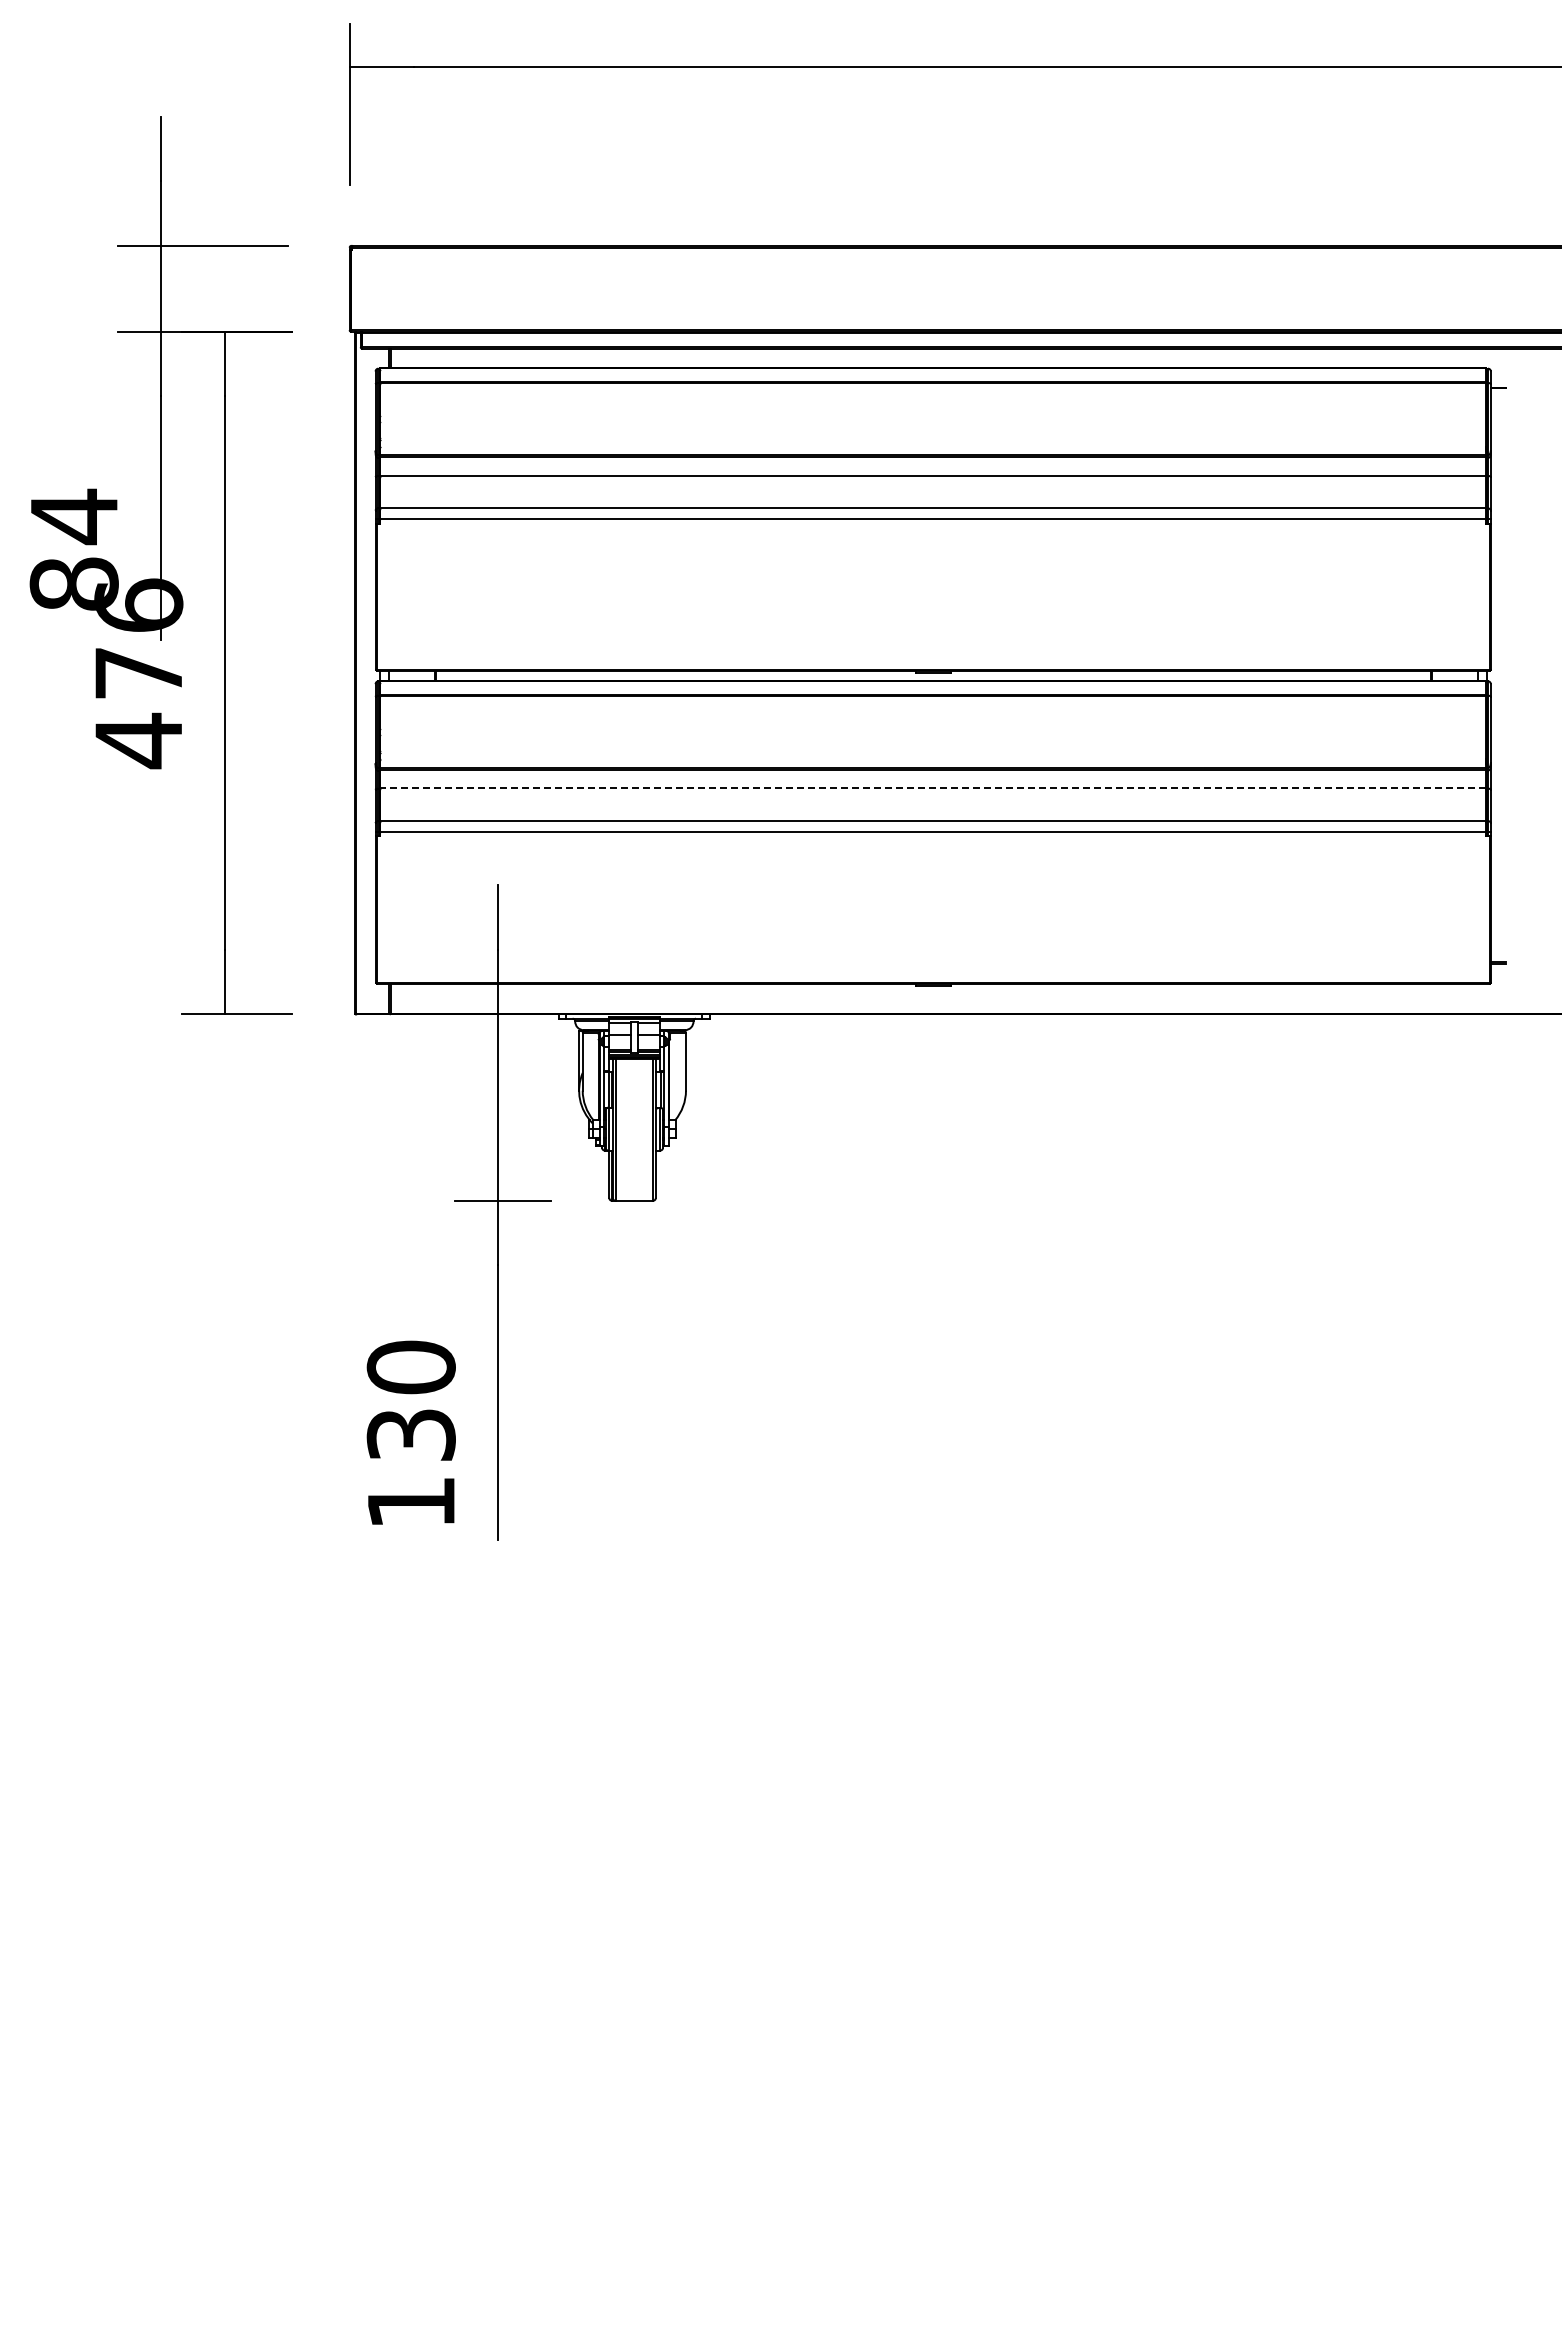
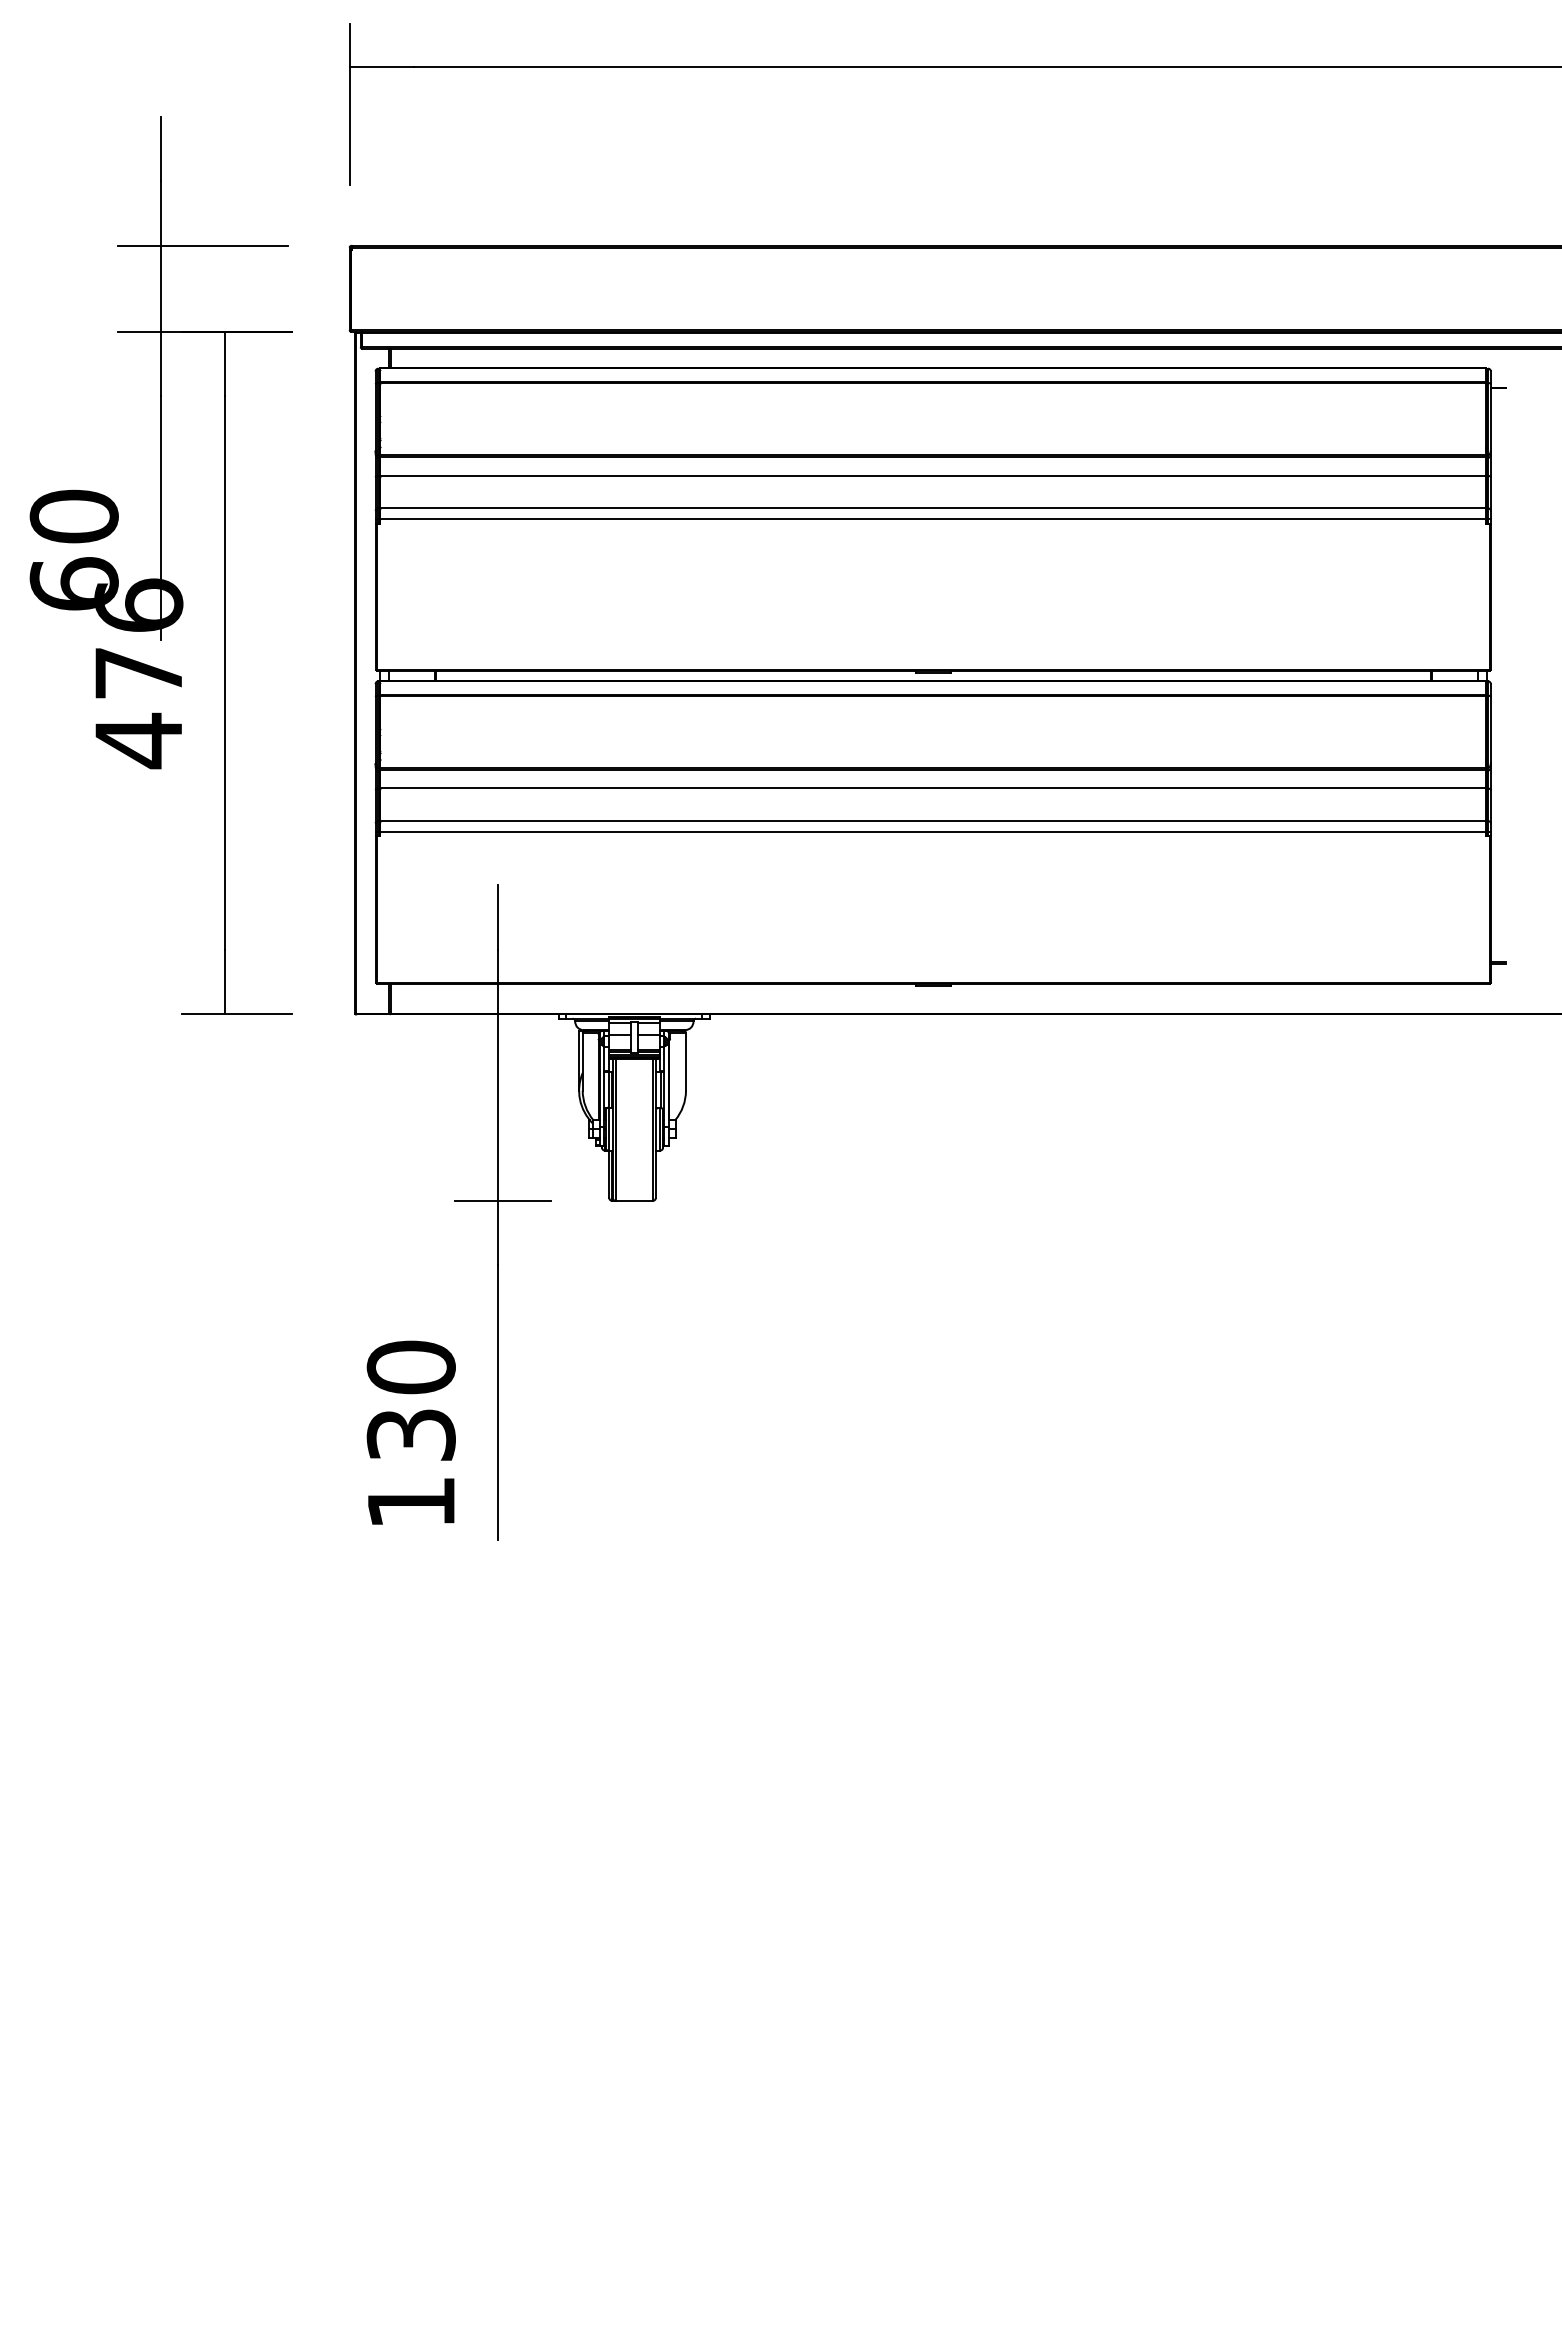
text: 84 -> 60 (73, 549)
line: dashed -> solid (933, 788)
